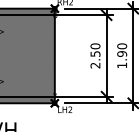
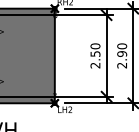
text: 1.90 -> 2.90 (121, 65)
